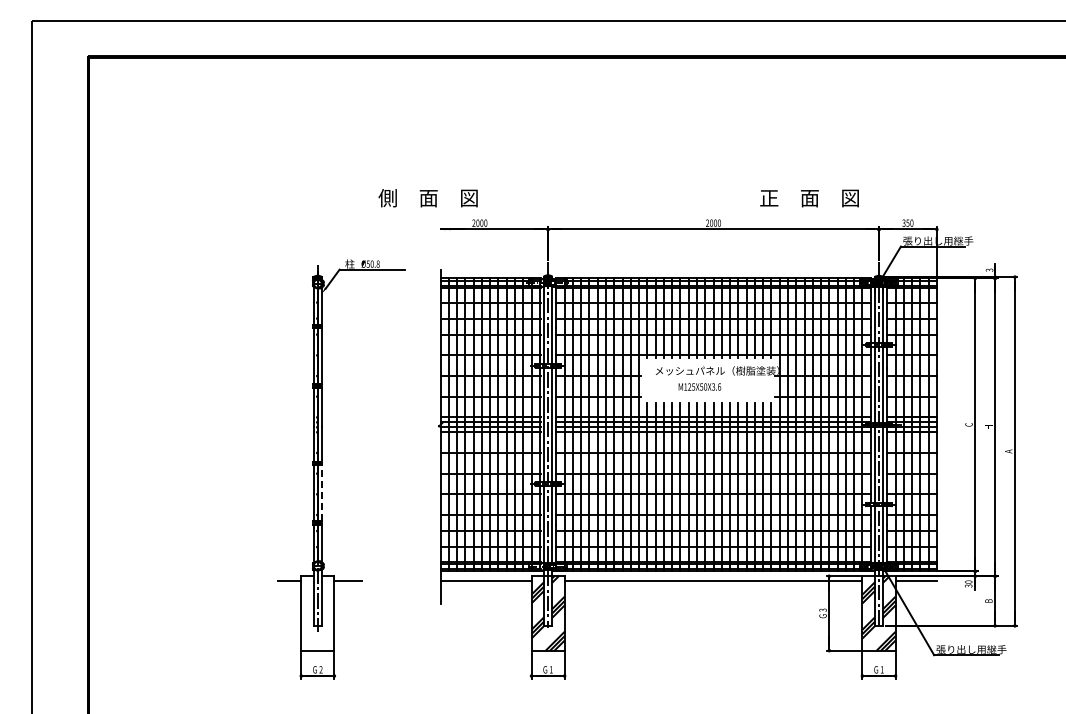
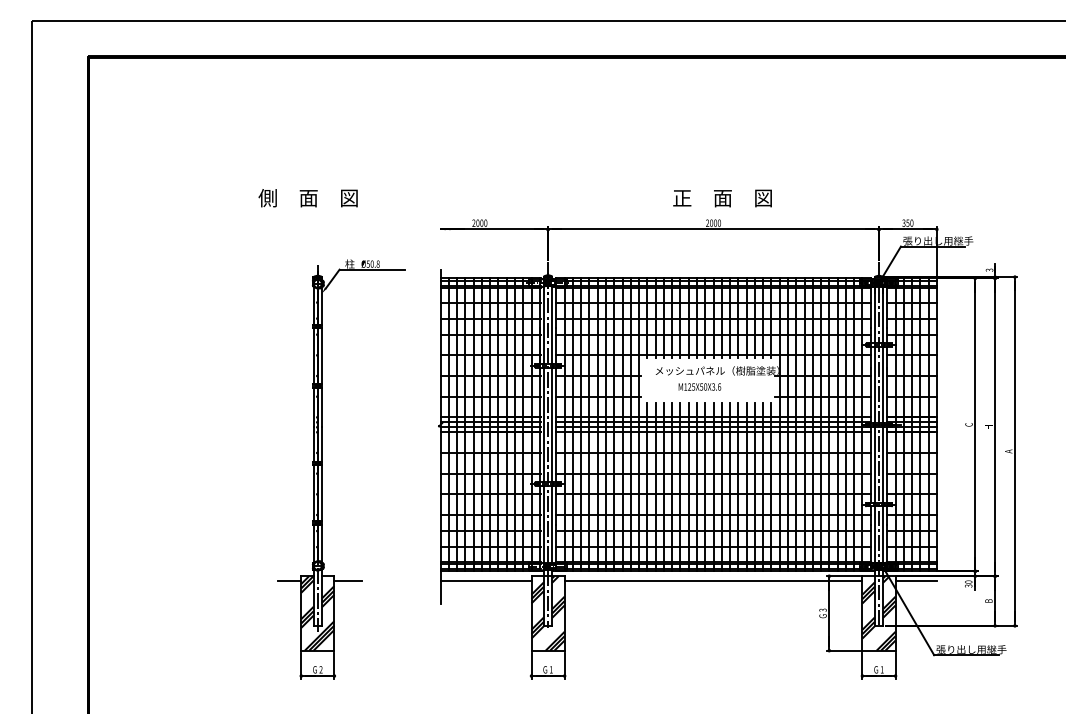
text position: (427, 198) -> (307, 198) (307, 198)
text position: (809, 198) -> (722, 198) (722, 198)
line: dashed -> solid (322, 492)
hatch: none -> present (317, 613)
